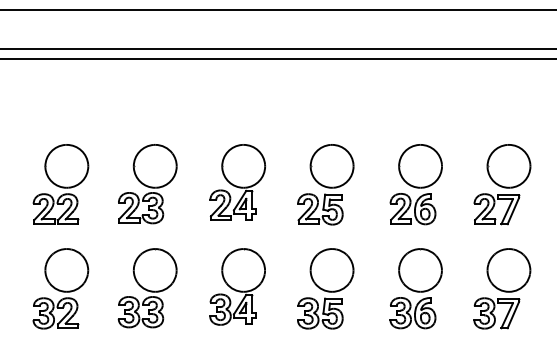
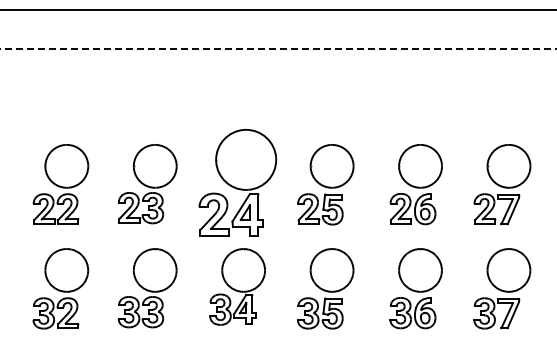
line: solid -> dashed (278, 49)
line: present -> none (277, 58)
part size: 57x77 px -> 80x108 px (237, 182)
